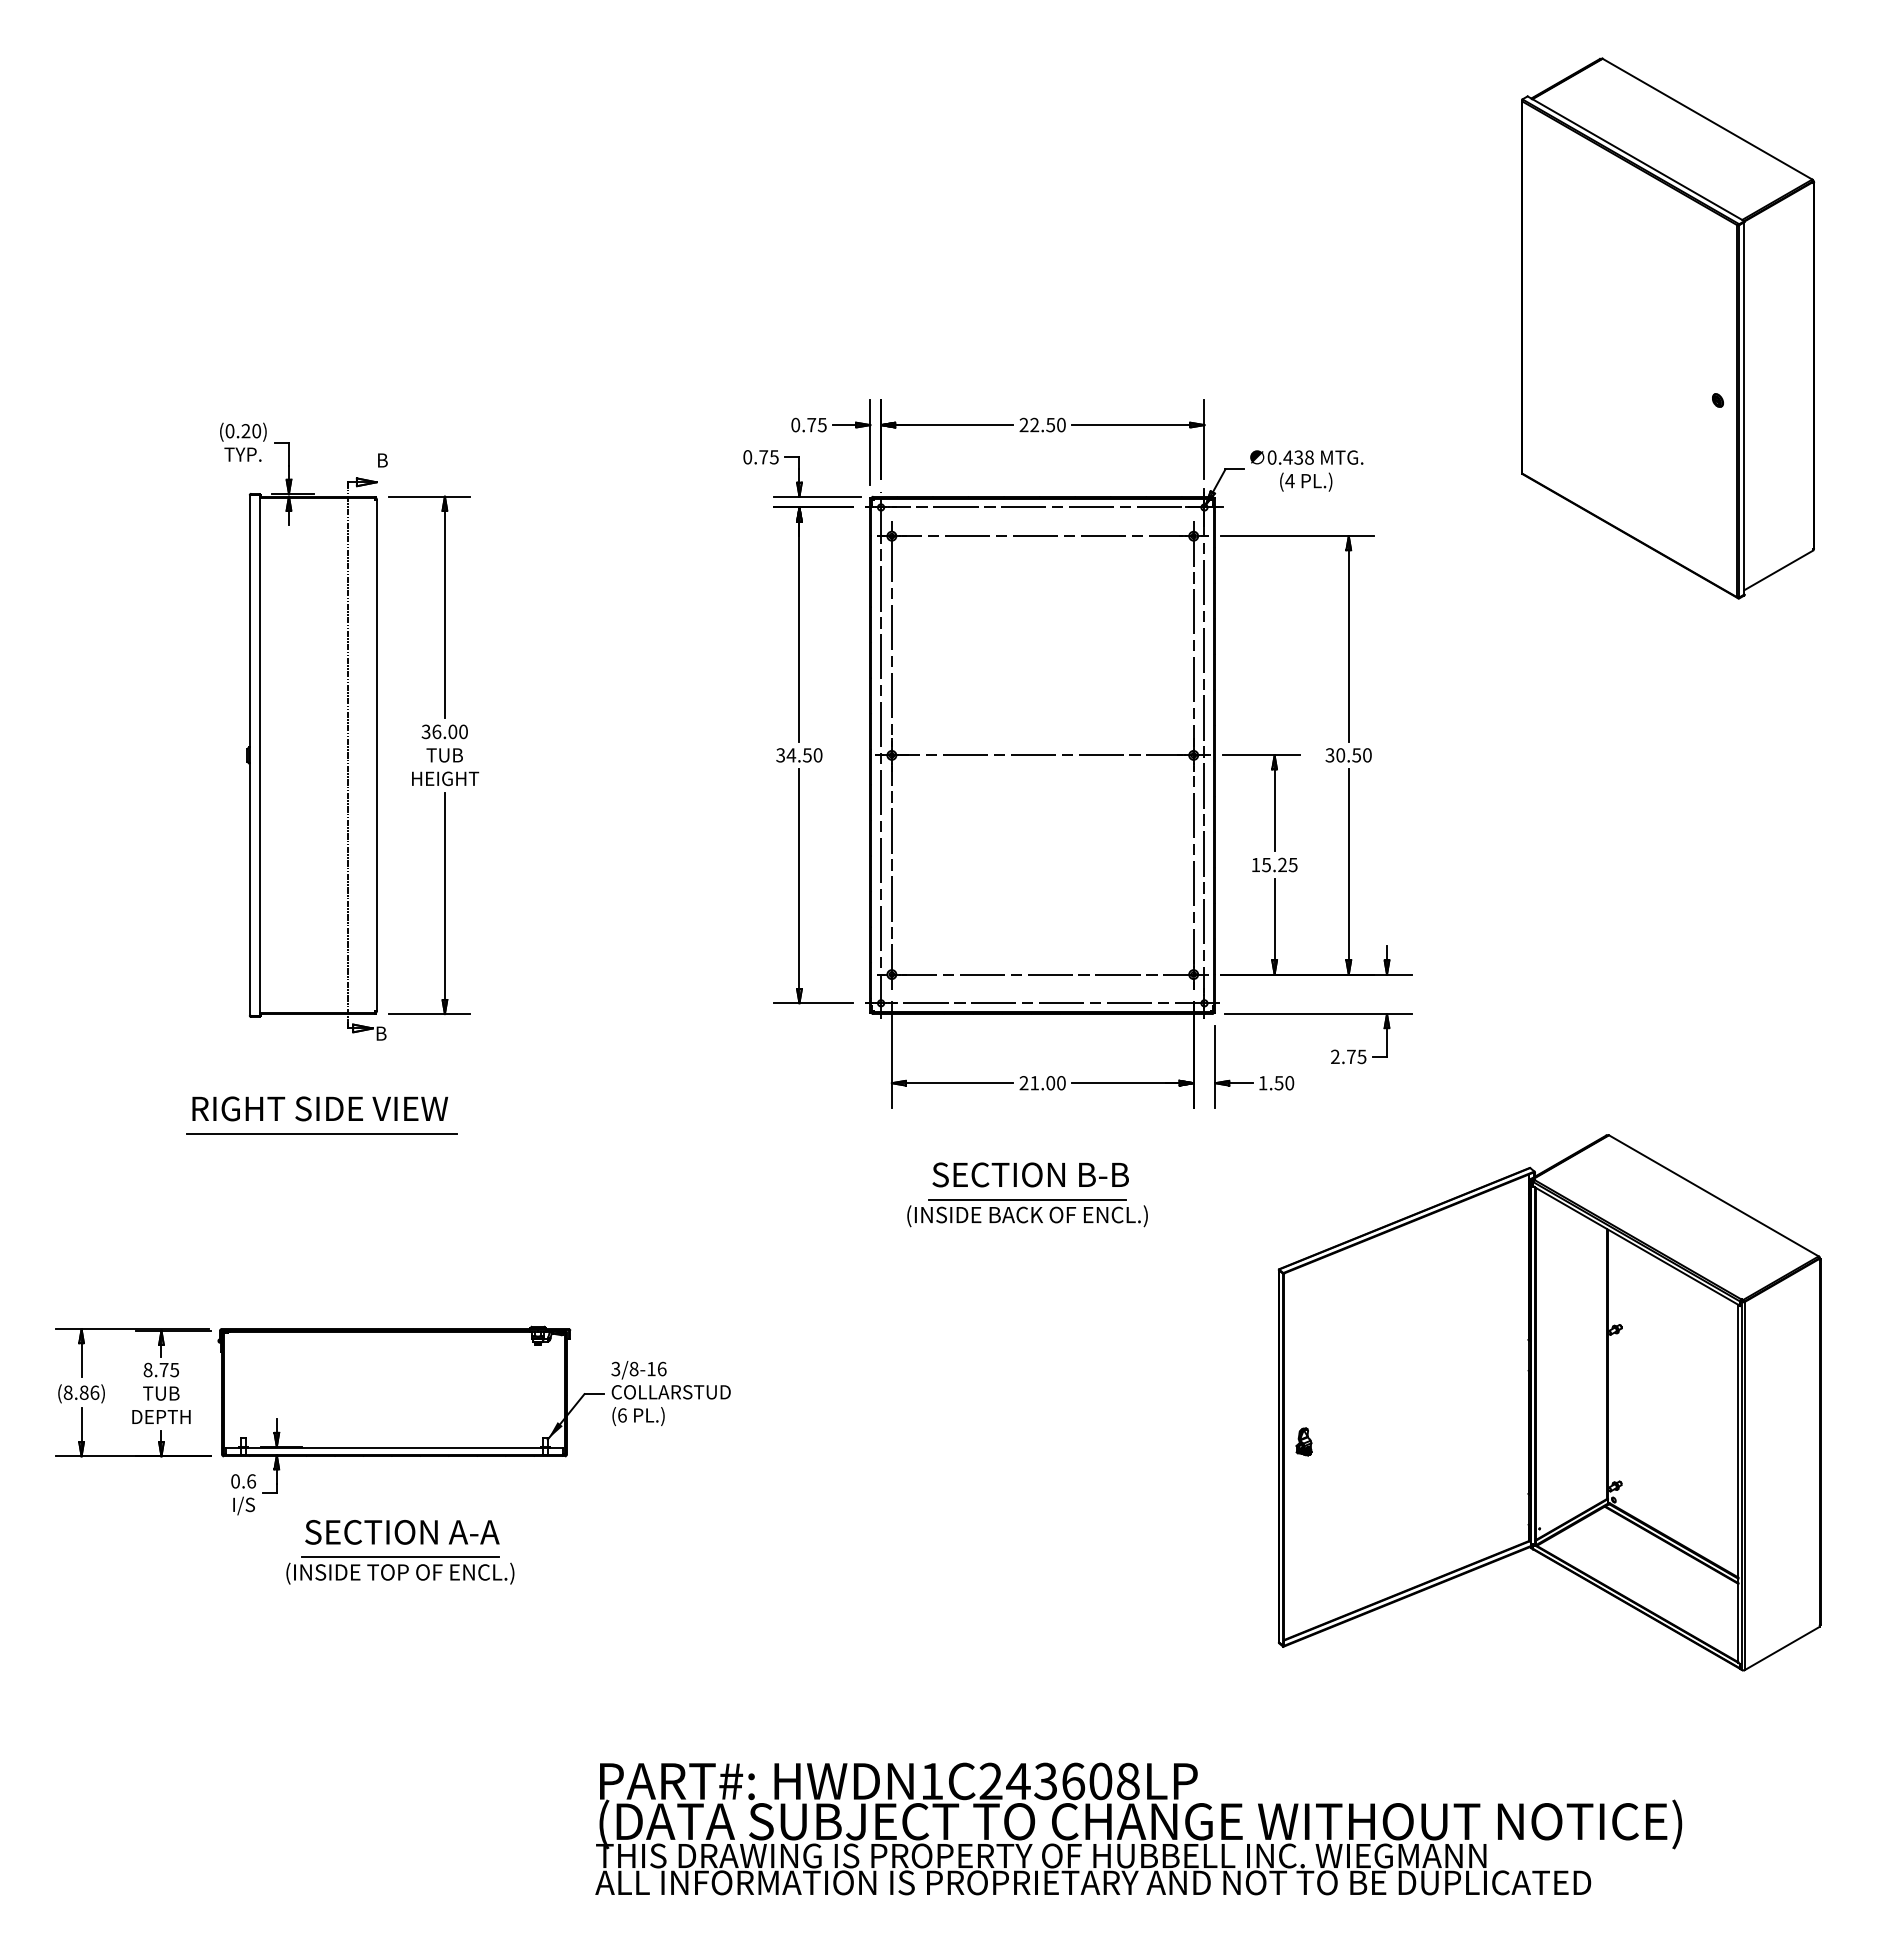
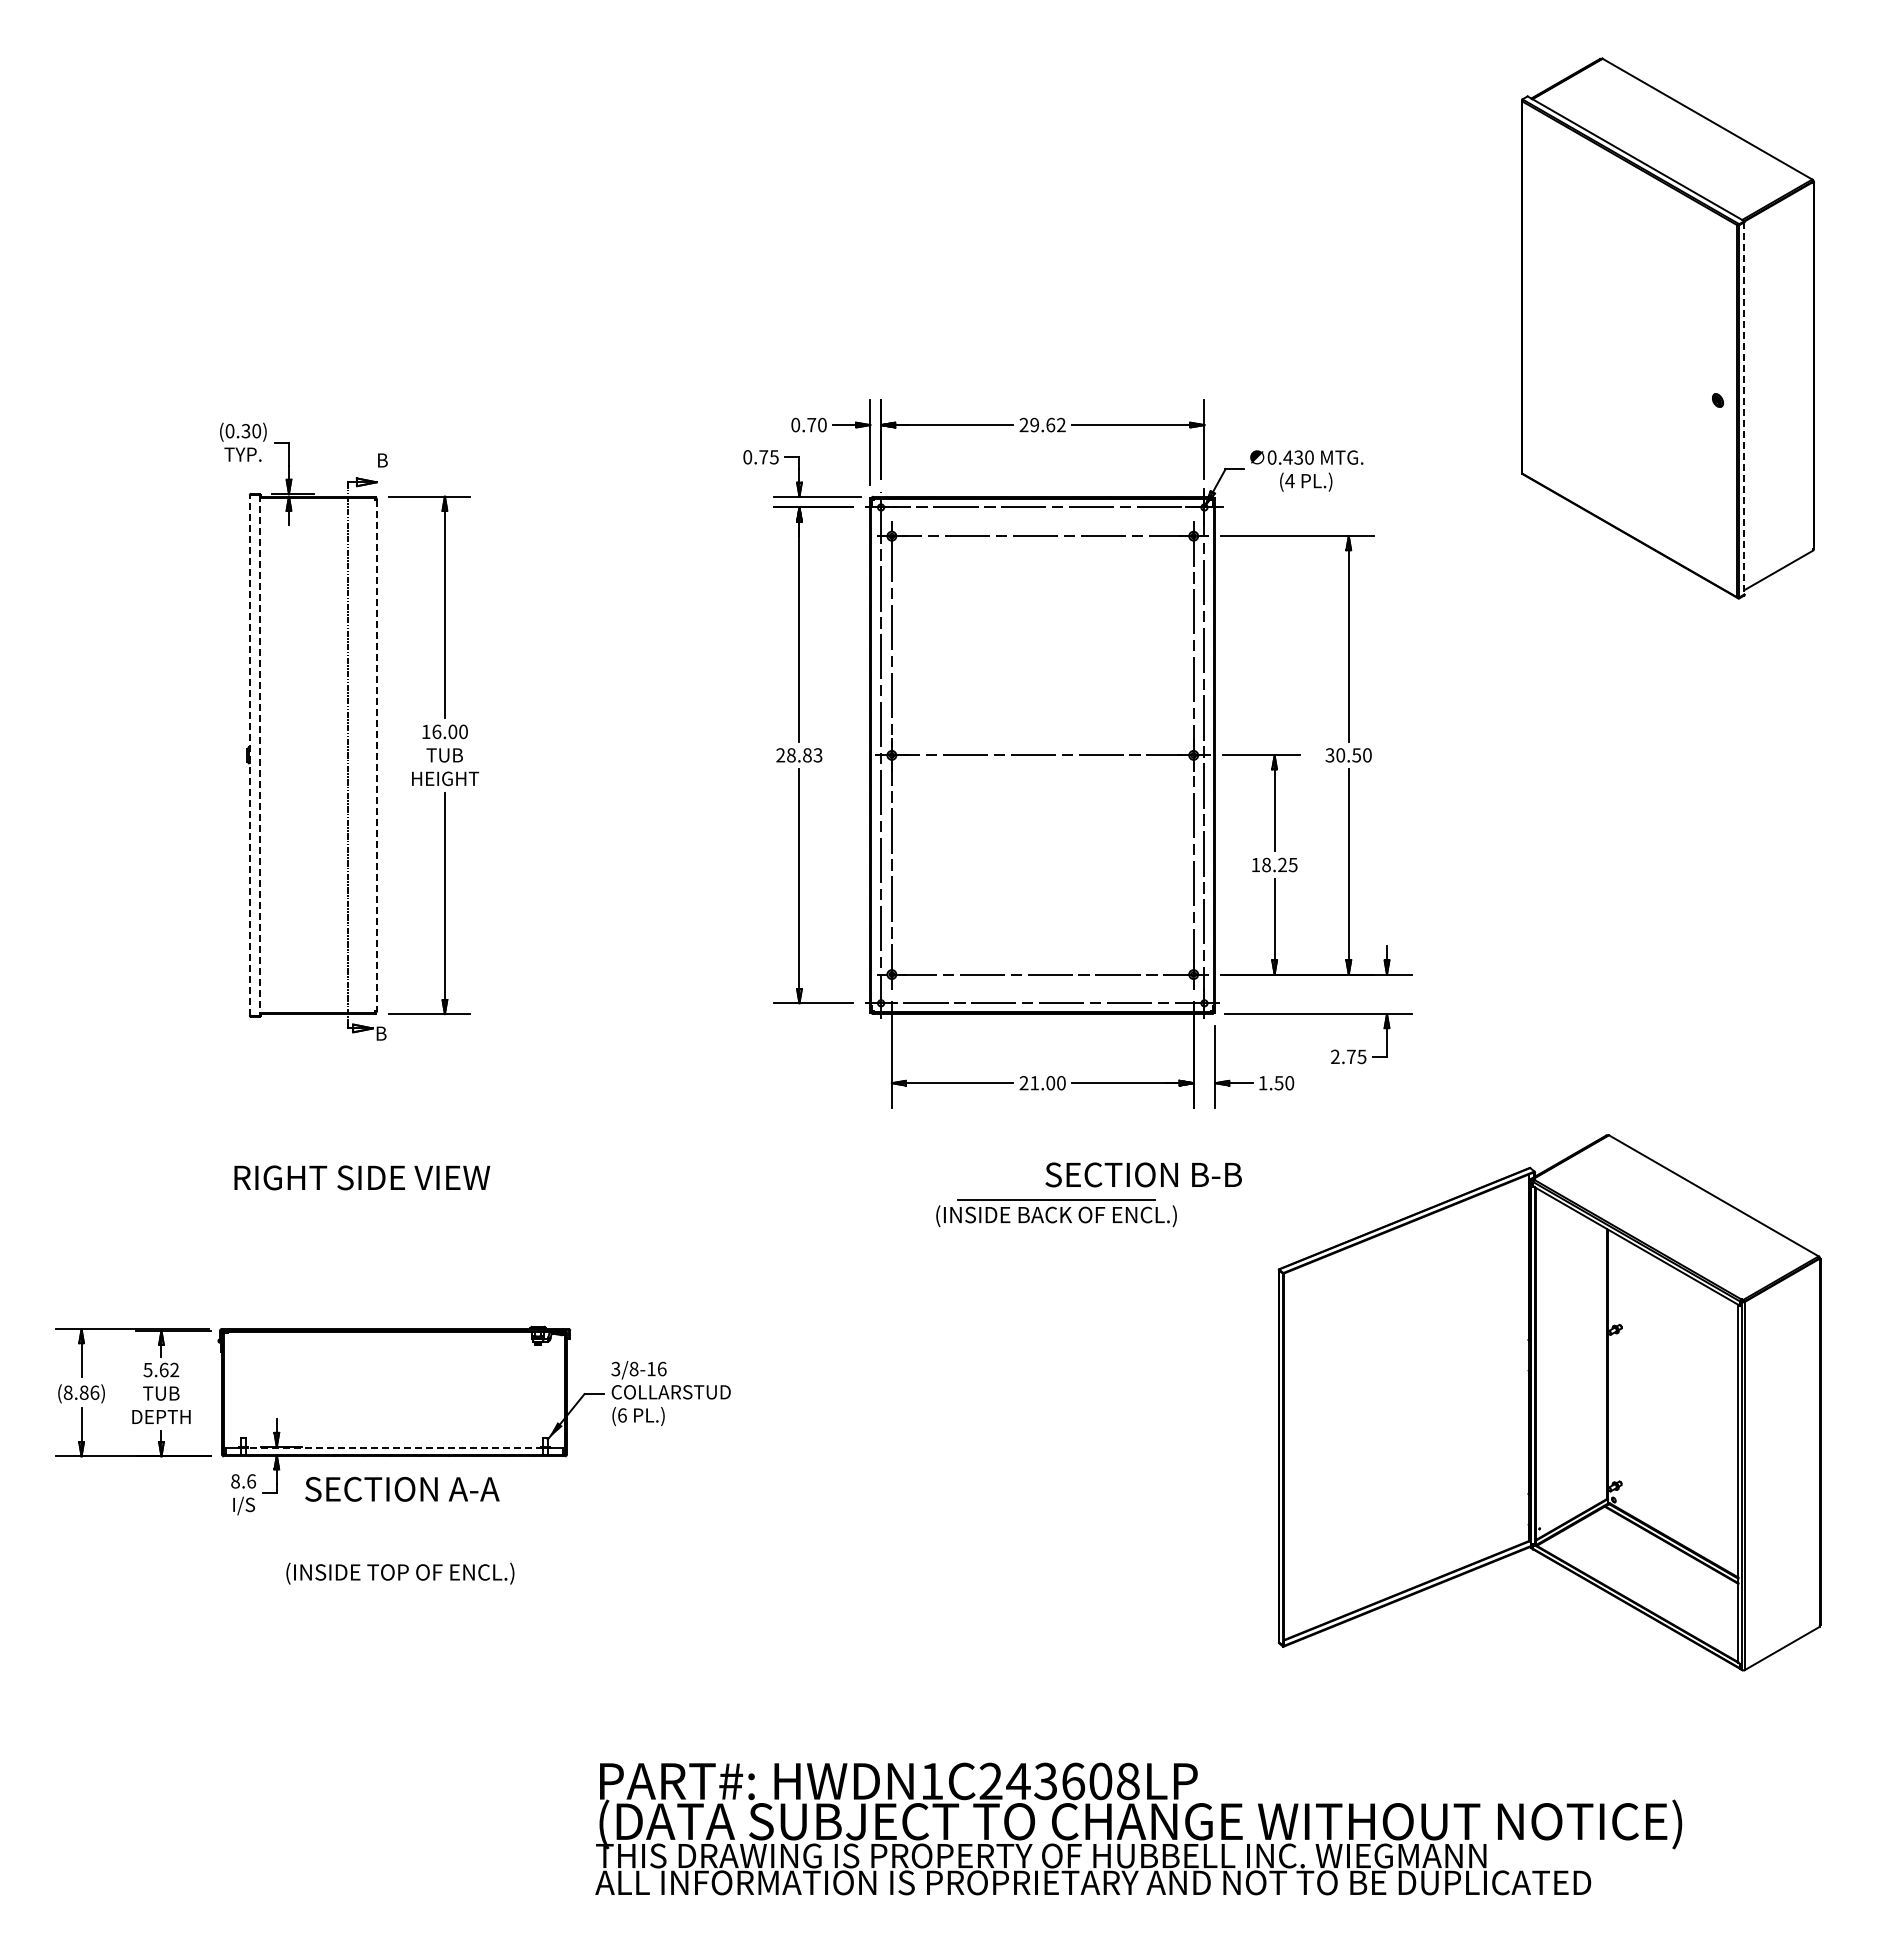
line: solid -> dashed (1744, 408)
text: 0.75 -> 0.70 (821, 424)
text: 22.50 -> 29.62 (1047, 424)
text: (0.20) -> (0.30) (245, 431)
text: 0.438 -> 0.430 (1309, 457)
text: 36.00 -> 16.00 (425, 731)
line: solid -> dashed (249, 754)
line: solid -> dashed (259, 755)
line: solid -> dashed (377, 755)
text: 34.50 -> 28.83 (799, 755)
text: 15.25 -> 18.25 (1266, 864)
text position: (320, 1108) -> (362, 1177) (362, 1177)
line: present -> none (321, 1133)
text position: (1030, 1174) -> (1143, 1174) (1143, 1174)
part position: (1027, 1213) -> (1056, 1213) (1056, 1213)
text: 8.75 -> 5.62 (161, 1369)
part: present -> none (1303, 1441)
line: solid -> dashed (394, 1448)
text: 0.6 -> 8.6 (235, 1481)
text position: (402, 1532) -> (402, 1489) (402, 1489)
line: present -> none (400, 1556)
